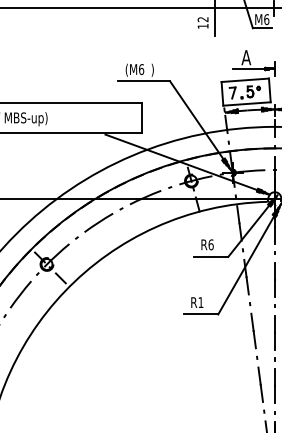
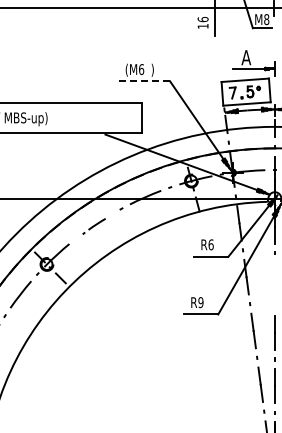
text: 12 -> 16 (202, 19)
text: M6 -> M8 (266, 19)
line: solid -> dashed (144, 81)
part size: 39x27 px -> 24x17 px (93, 226)
line: present -> none (274, 284)
text: R1 -> R9 (200, 302)
